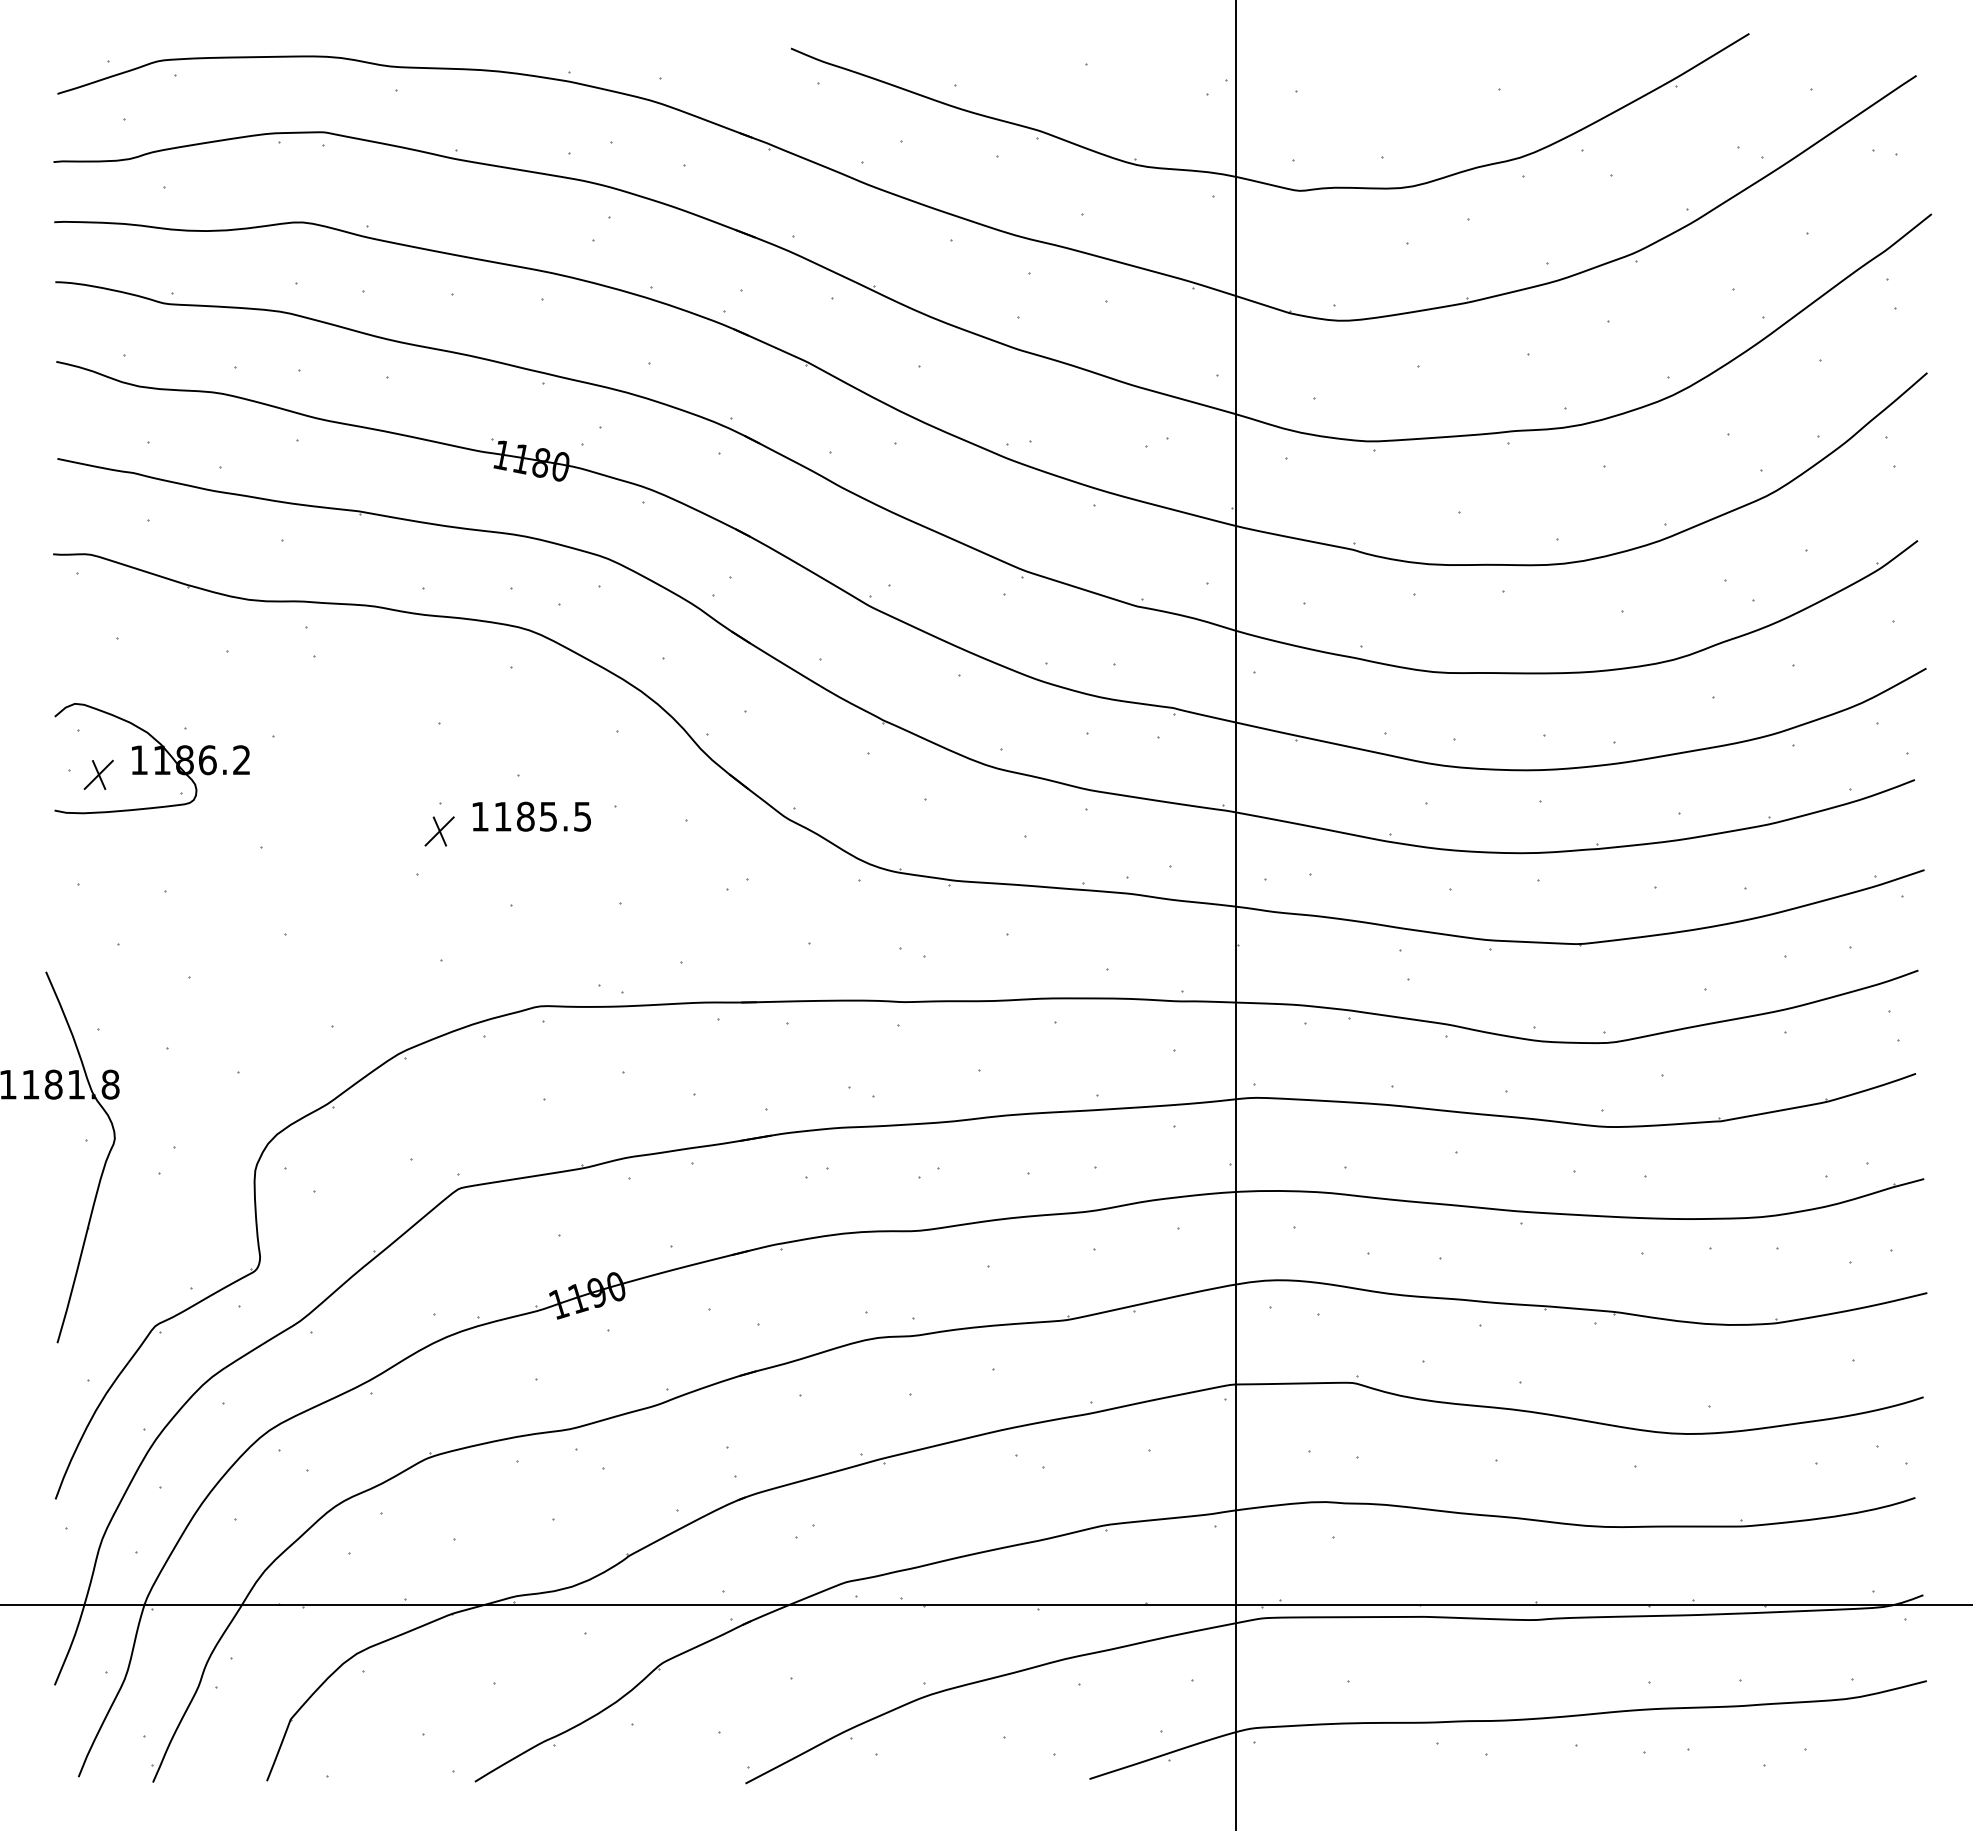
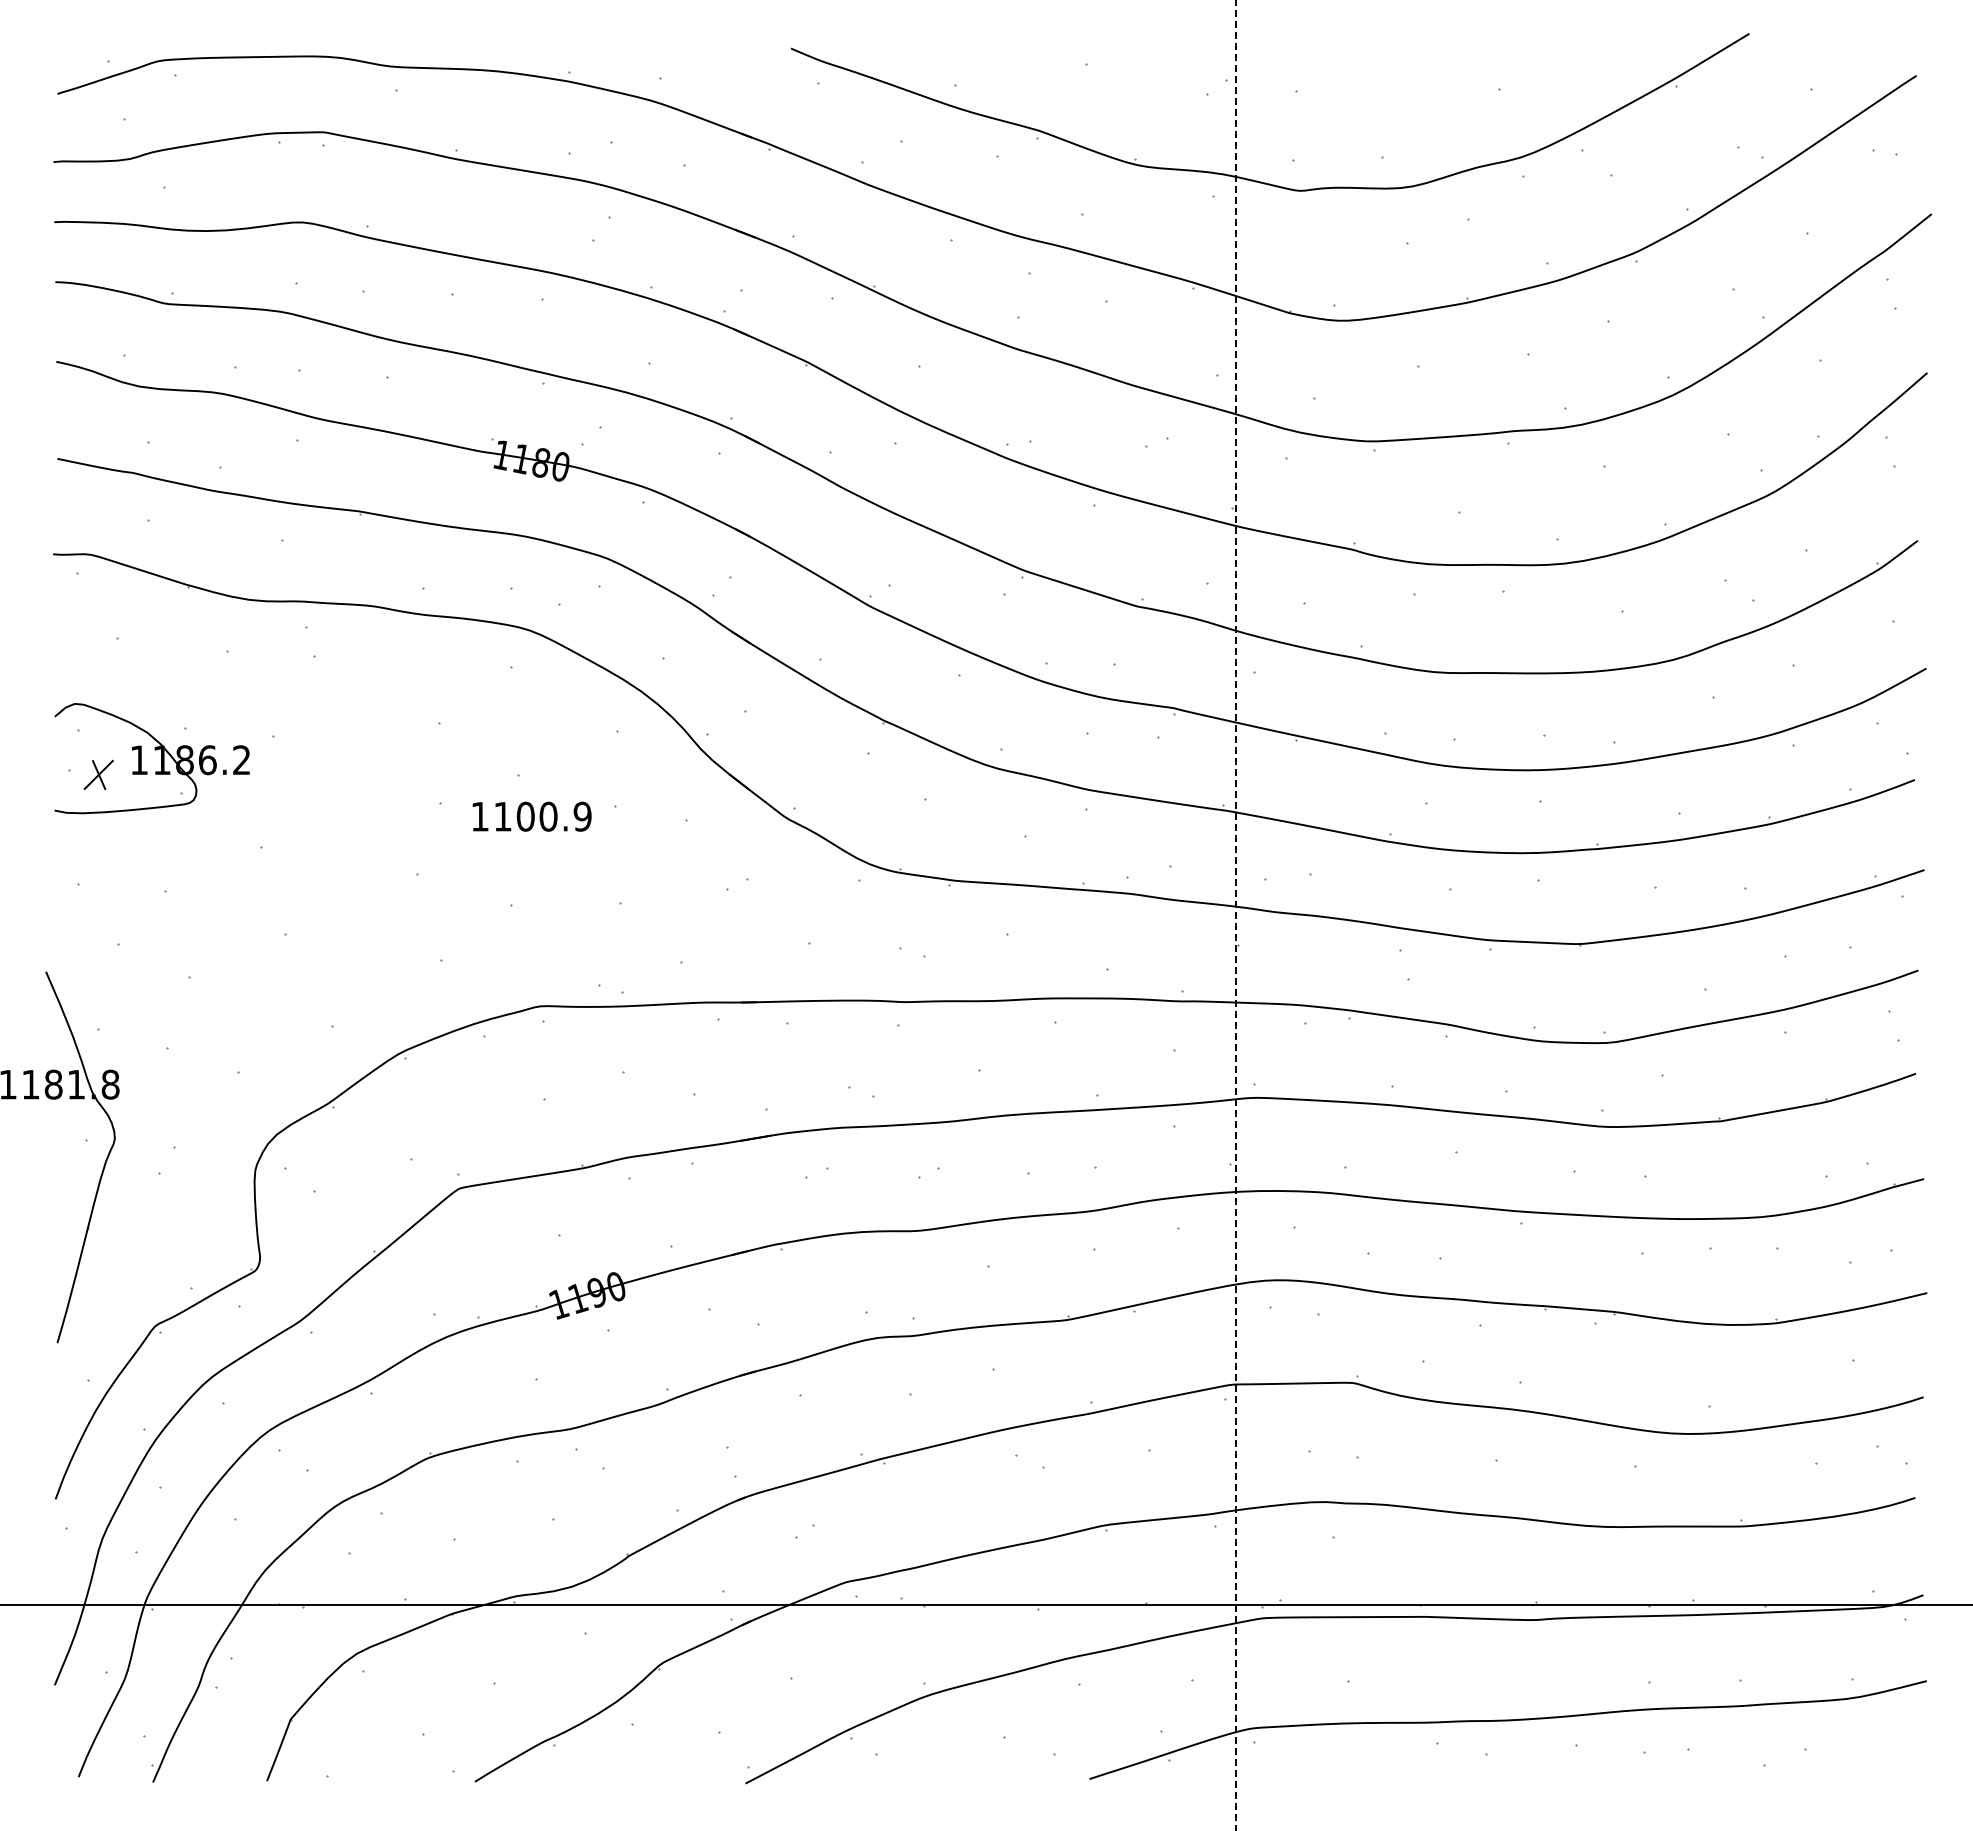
text: 1185.5 -> 1100.9 (553, 816)
part: present -> none (439, 831)
line: solid -> dashed (1235, 915)
